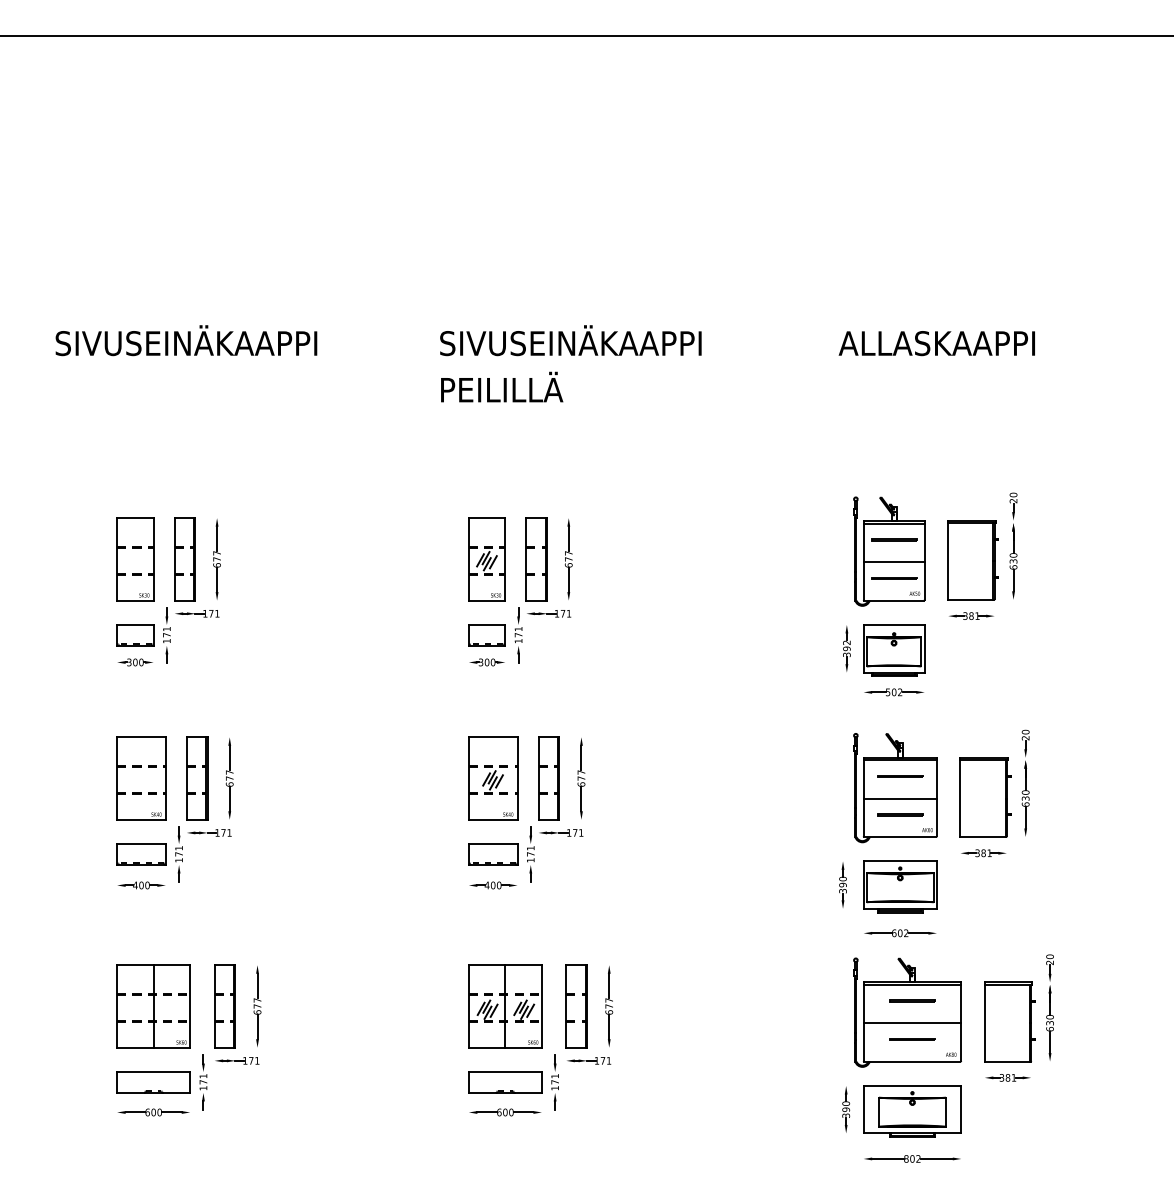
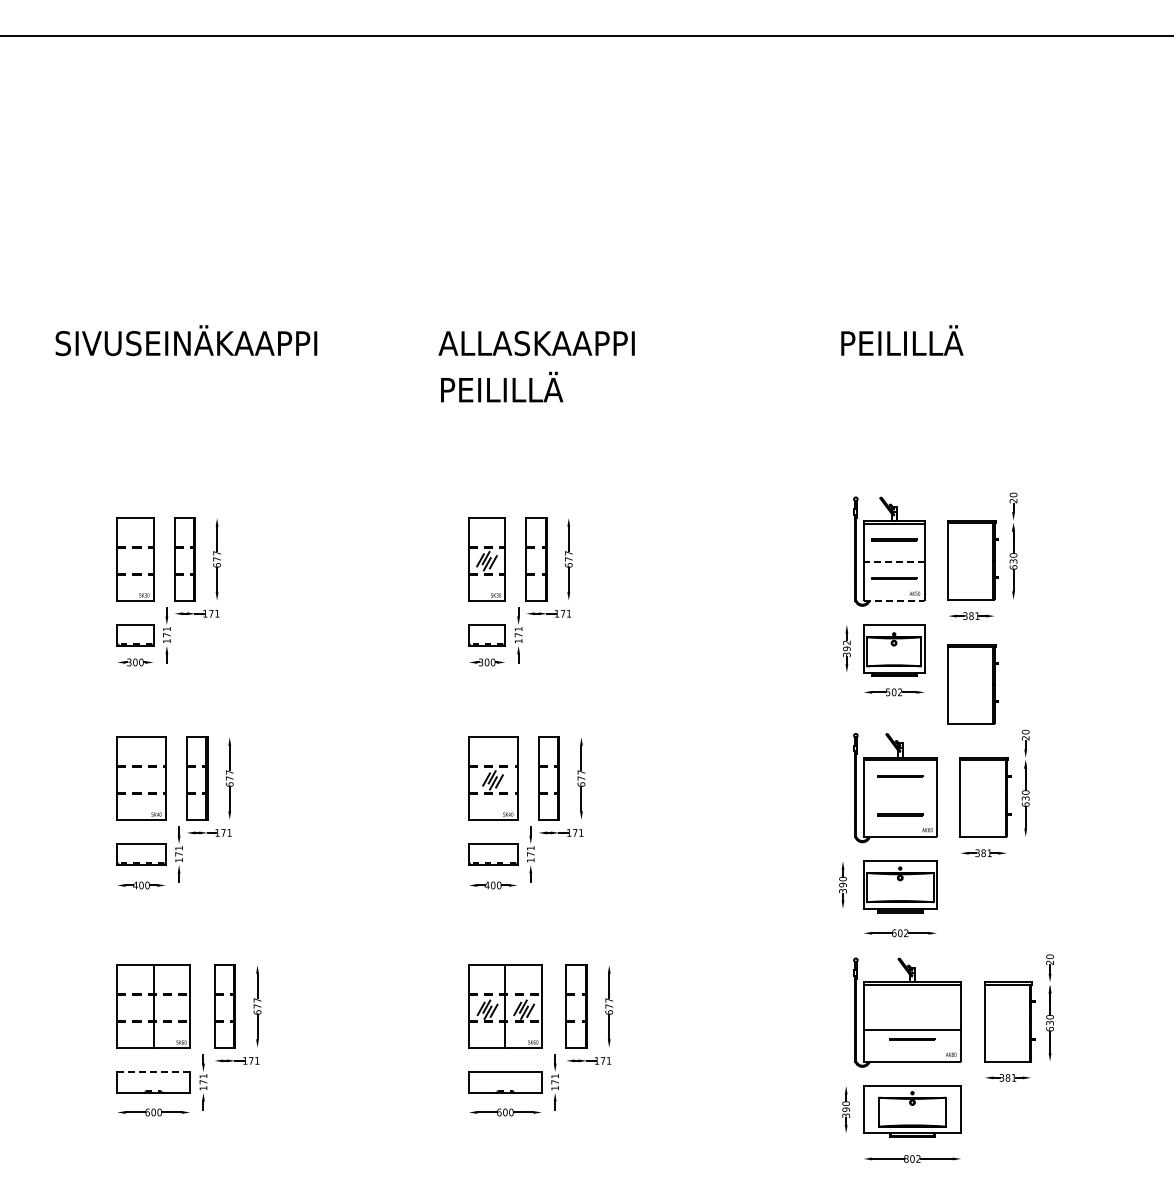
text: SIVUSEINÄKAAPPI -> ALLASKAAPPI (569, 340)
text: ALLASKAAPPI -> PEILILLÄ (936, 340)
line: solid -> dashed (893, 562)
line: solid -> dashed (894, 600)
part: none -> present (972, 684)
line: present -> none (899, 798)
line: present -> none (912, 1000)
line position: (912, 1023) -> (912, 1030) (912, 1030)
line: solid -> dashed (153, 1072)
